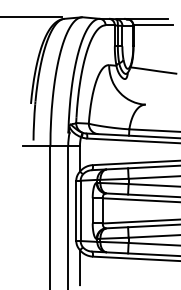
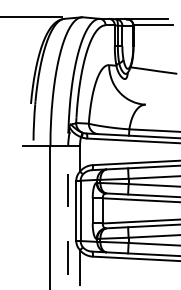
line: solid -> dashed (68, 217)
